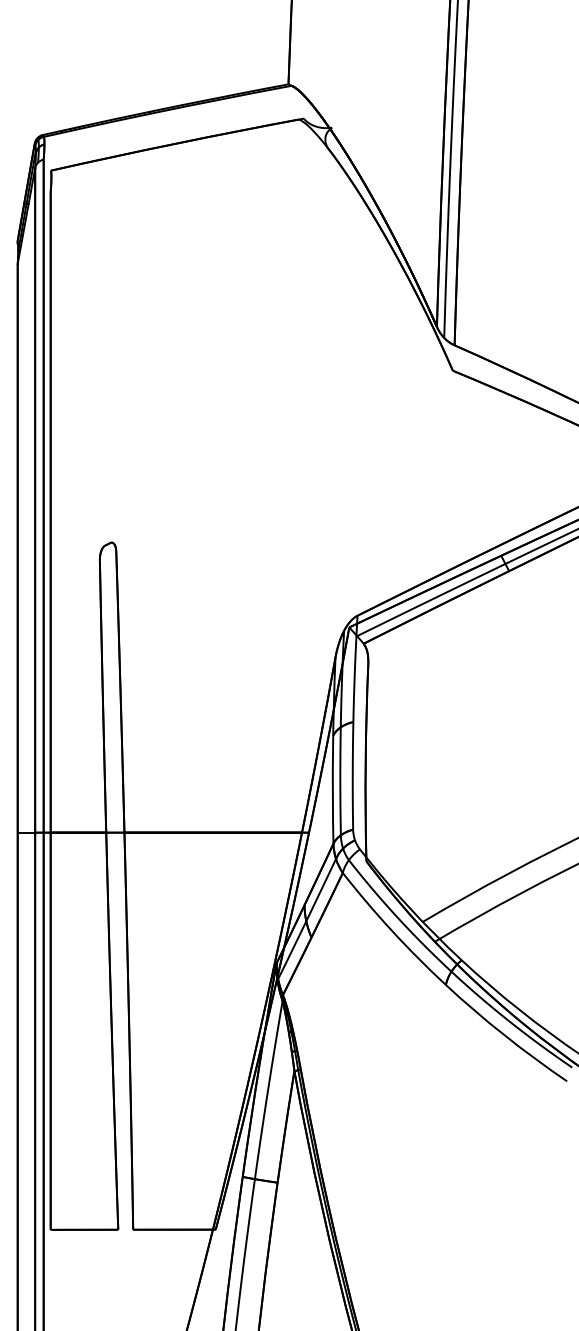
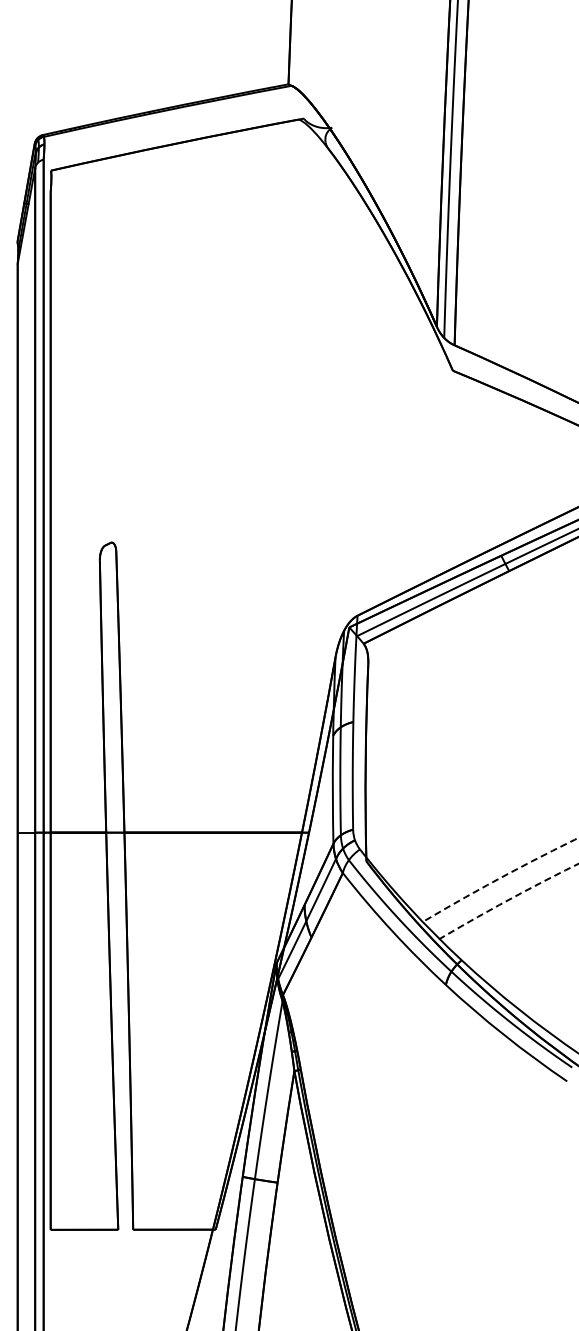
arc: solid -> dashed (500, 878)
arc: solid -> dashed (505, 901)
